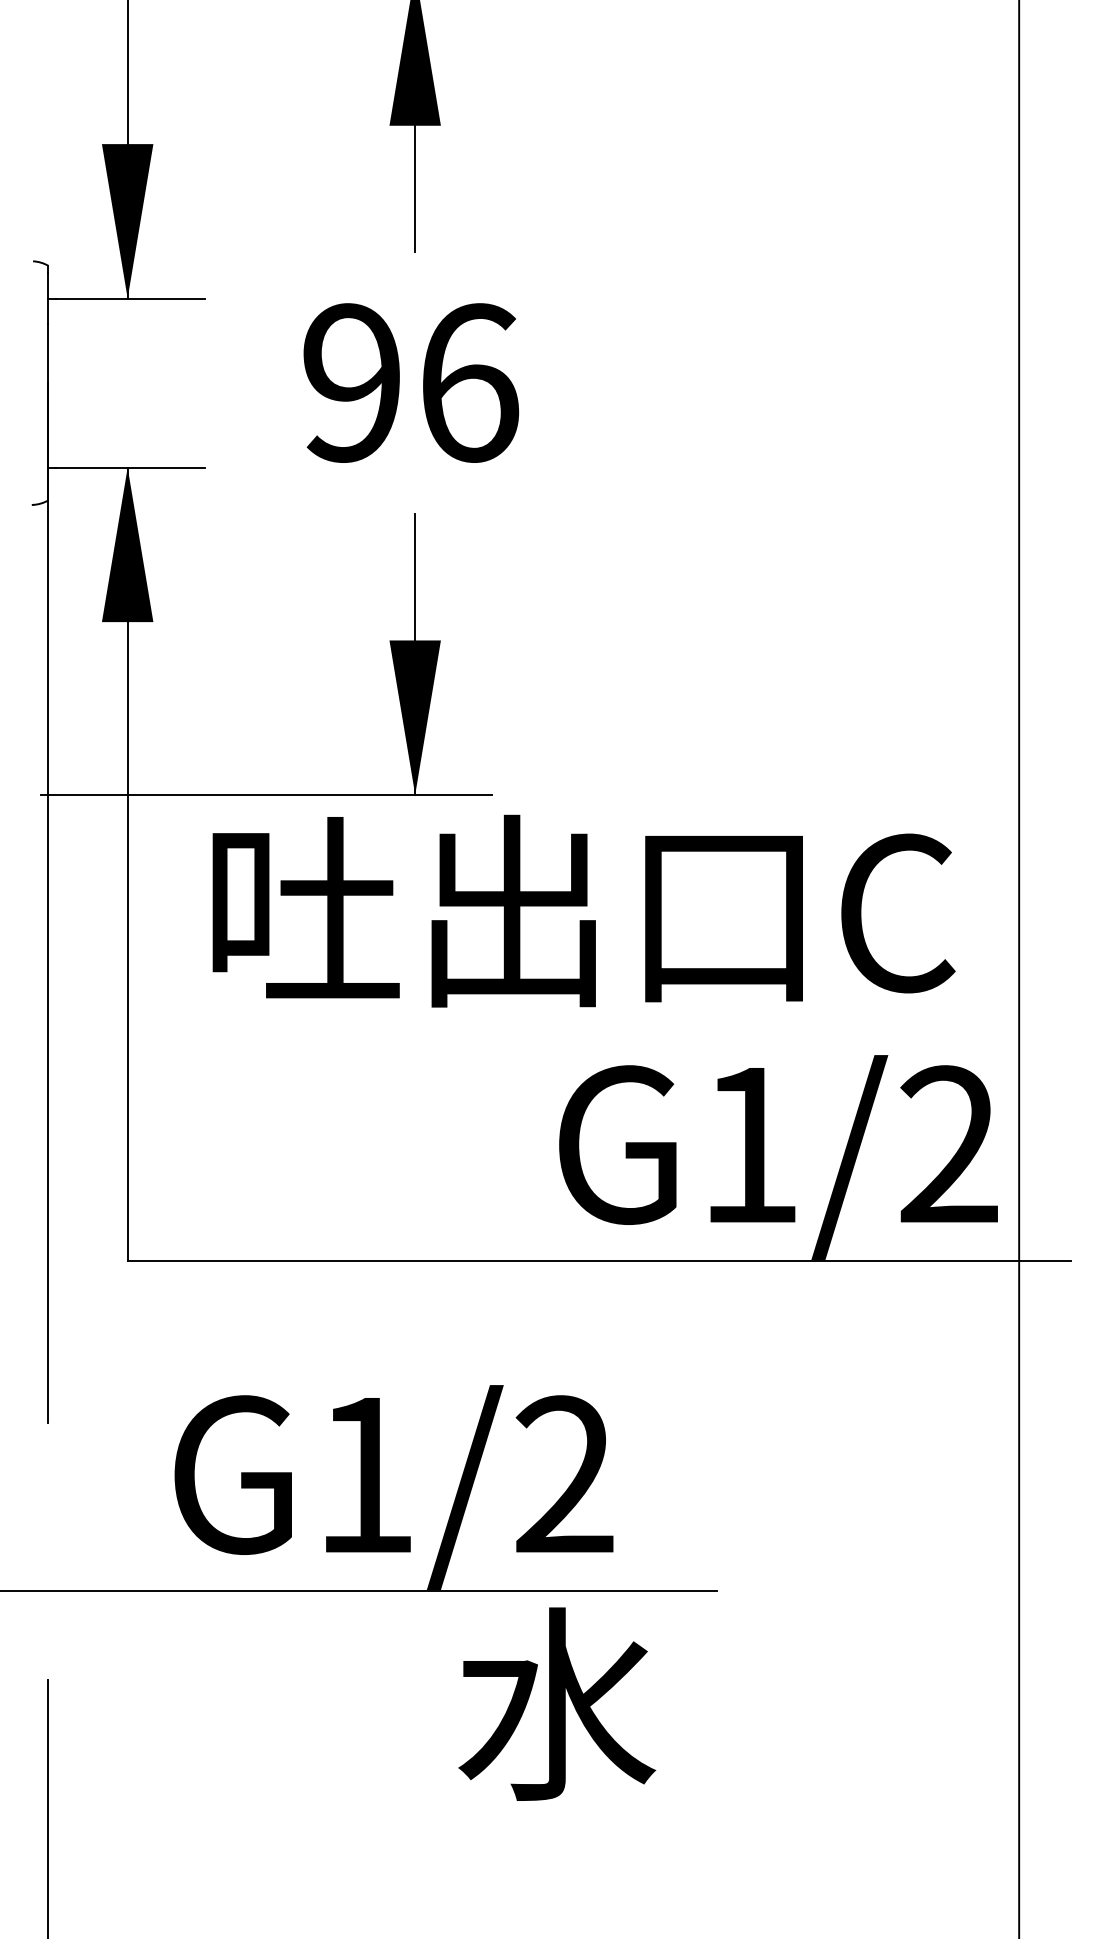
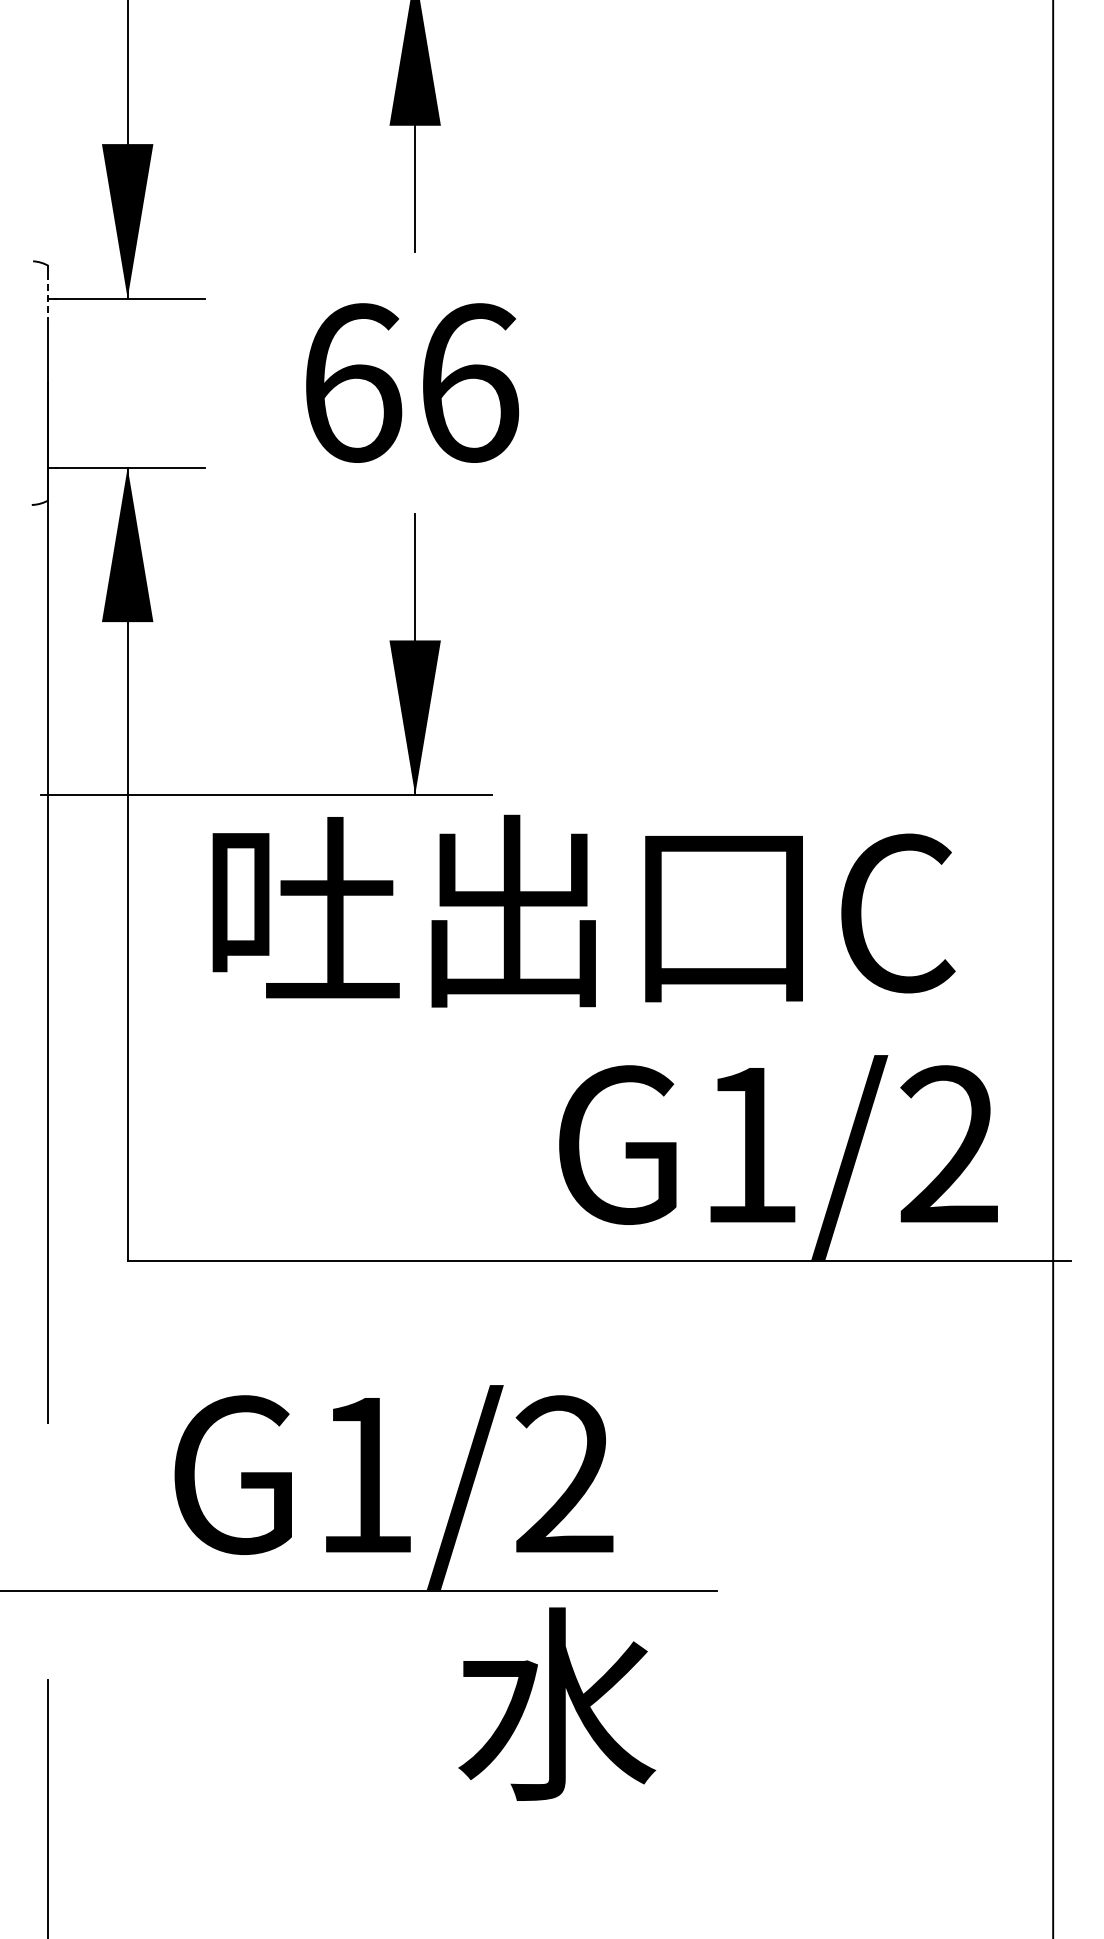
line: solid -> dashed (48, 299)
text: 96 -> 66 (352, 382)
line position: (1019, 968) -> (1053, 968) (1053, 968)
